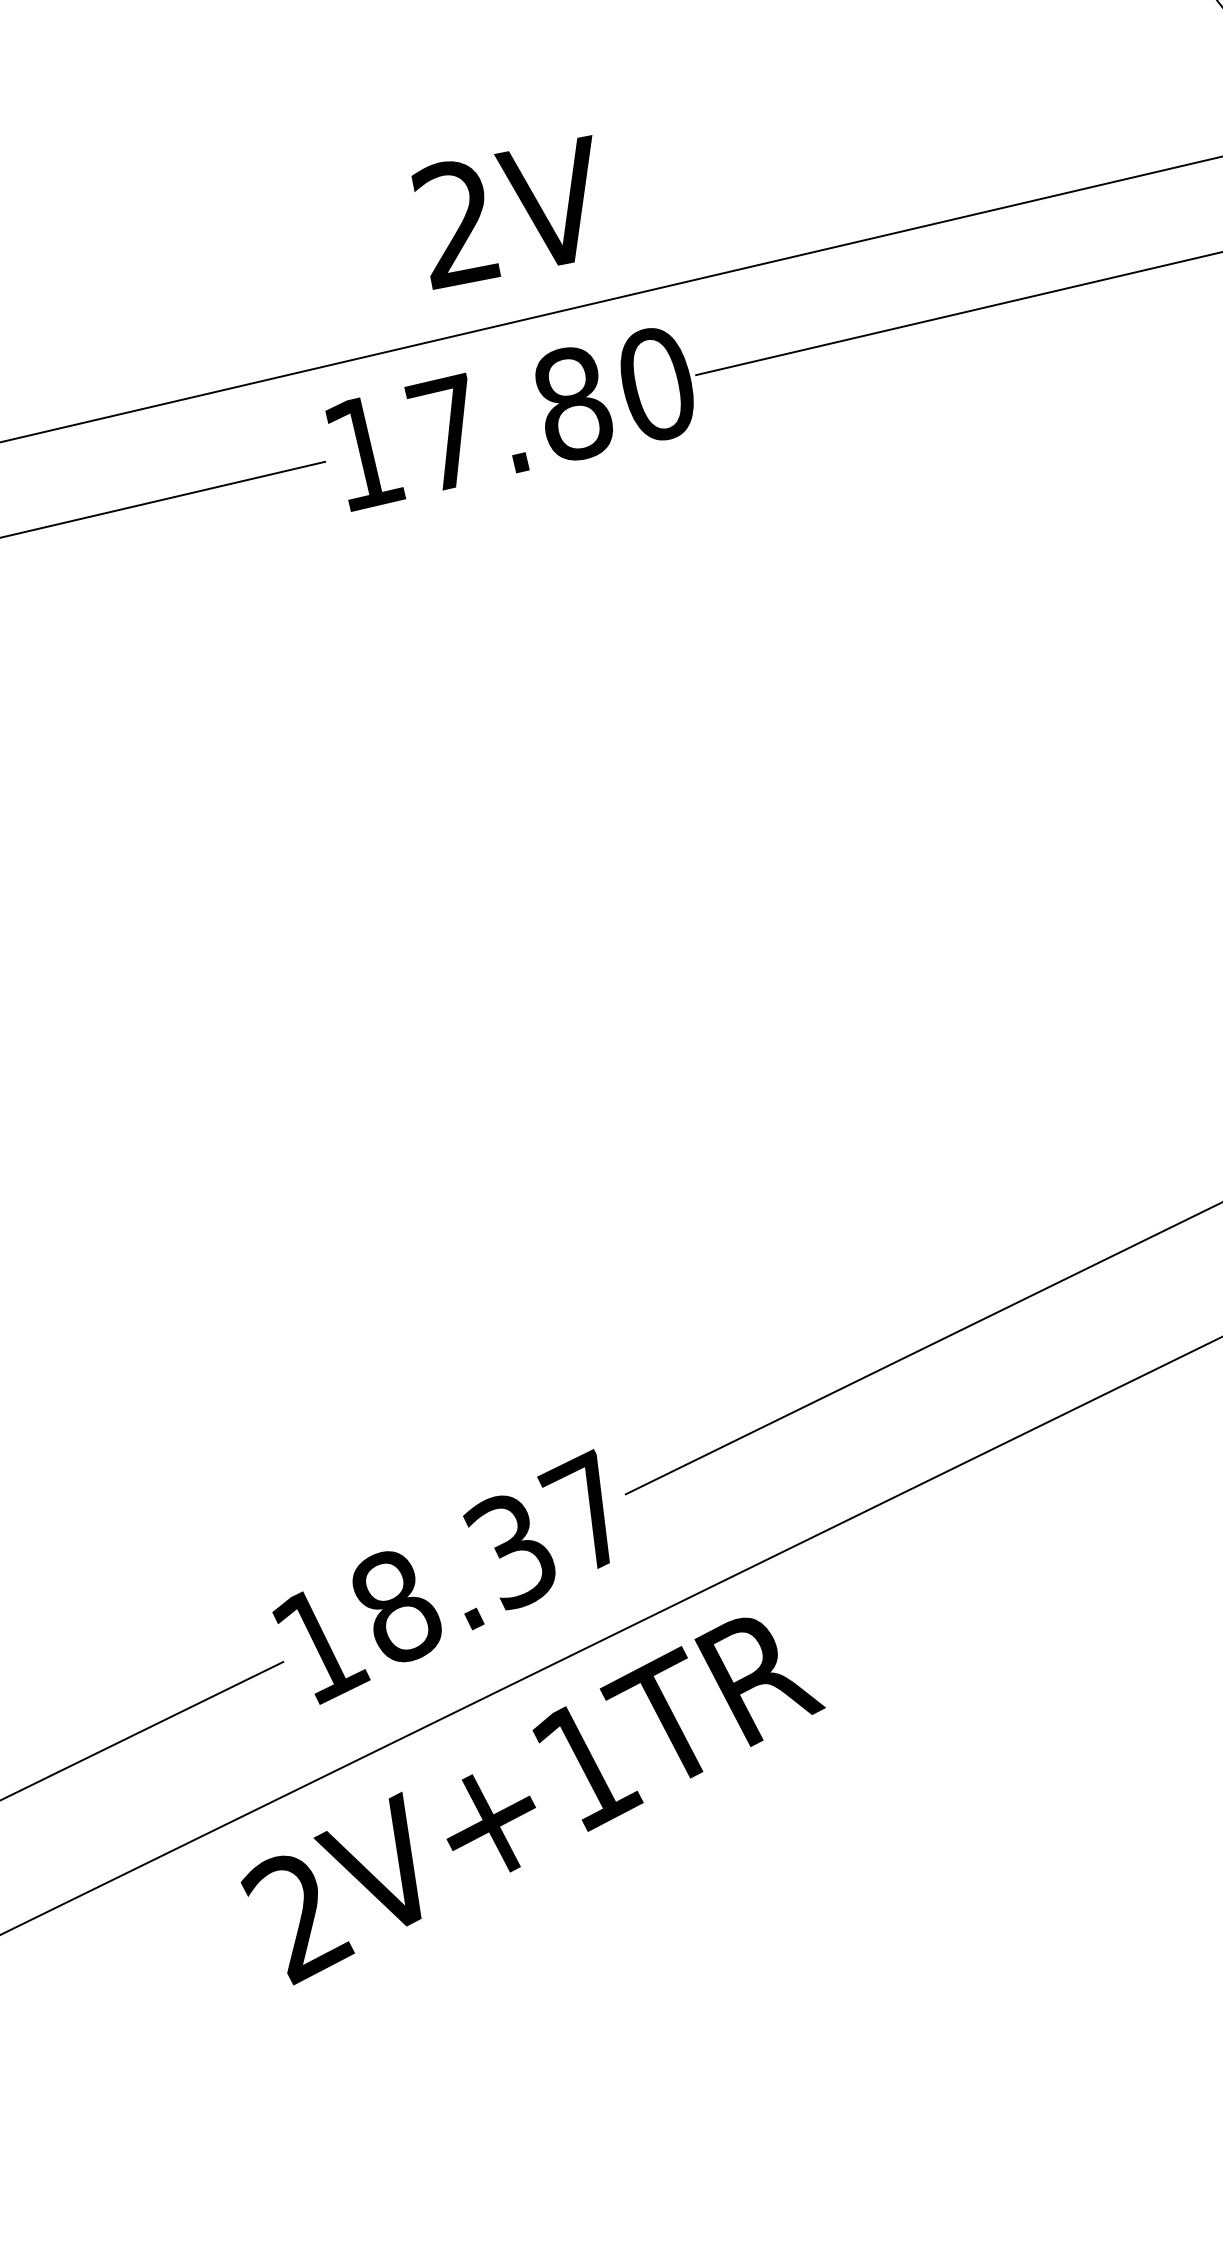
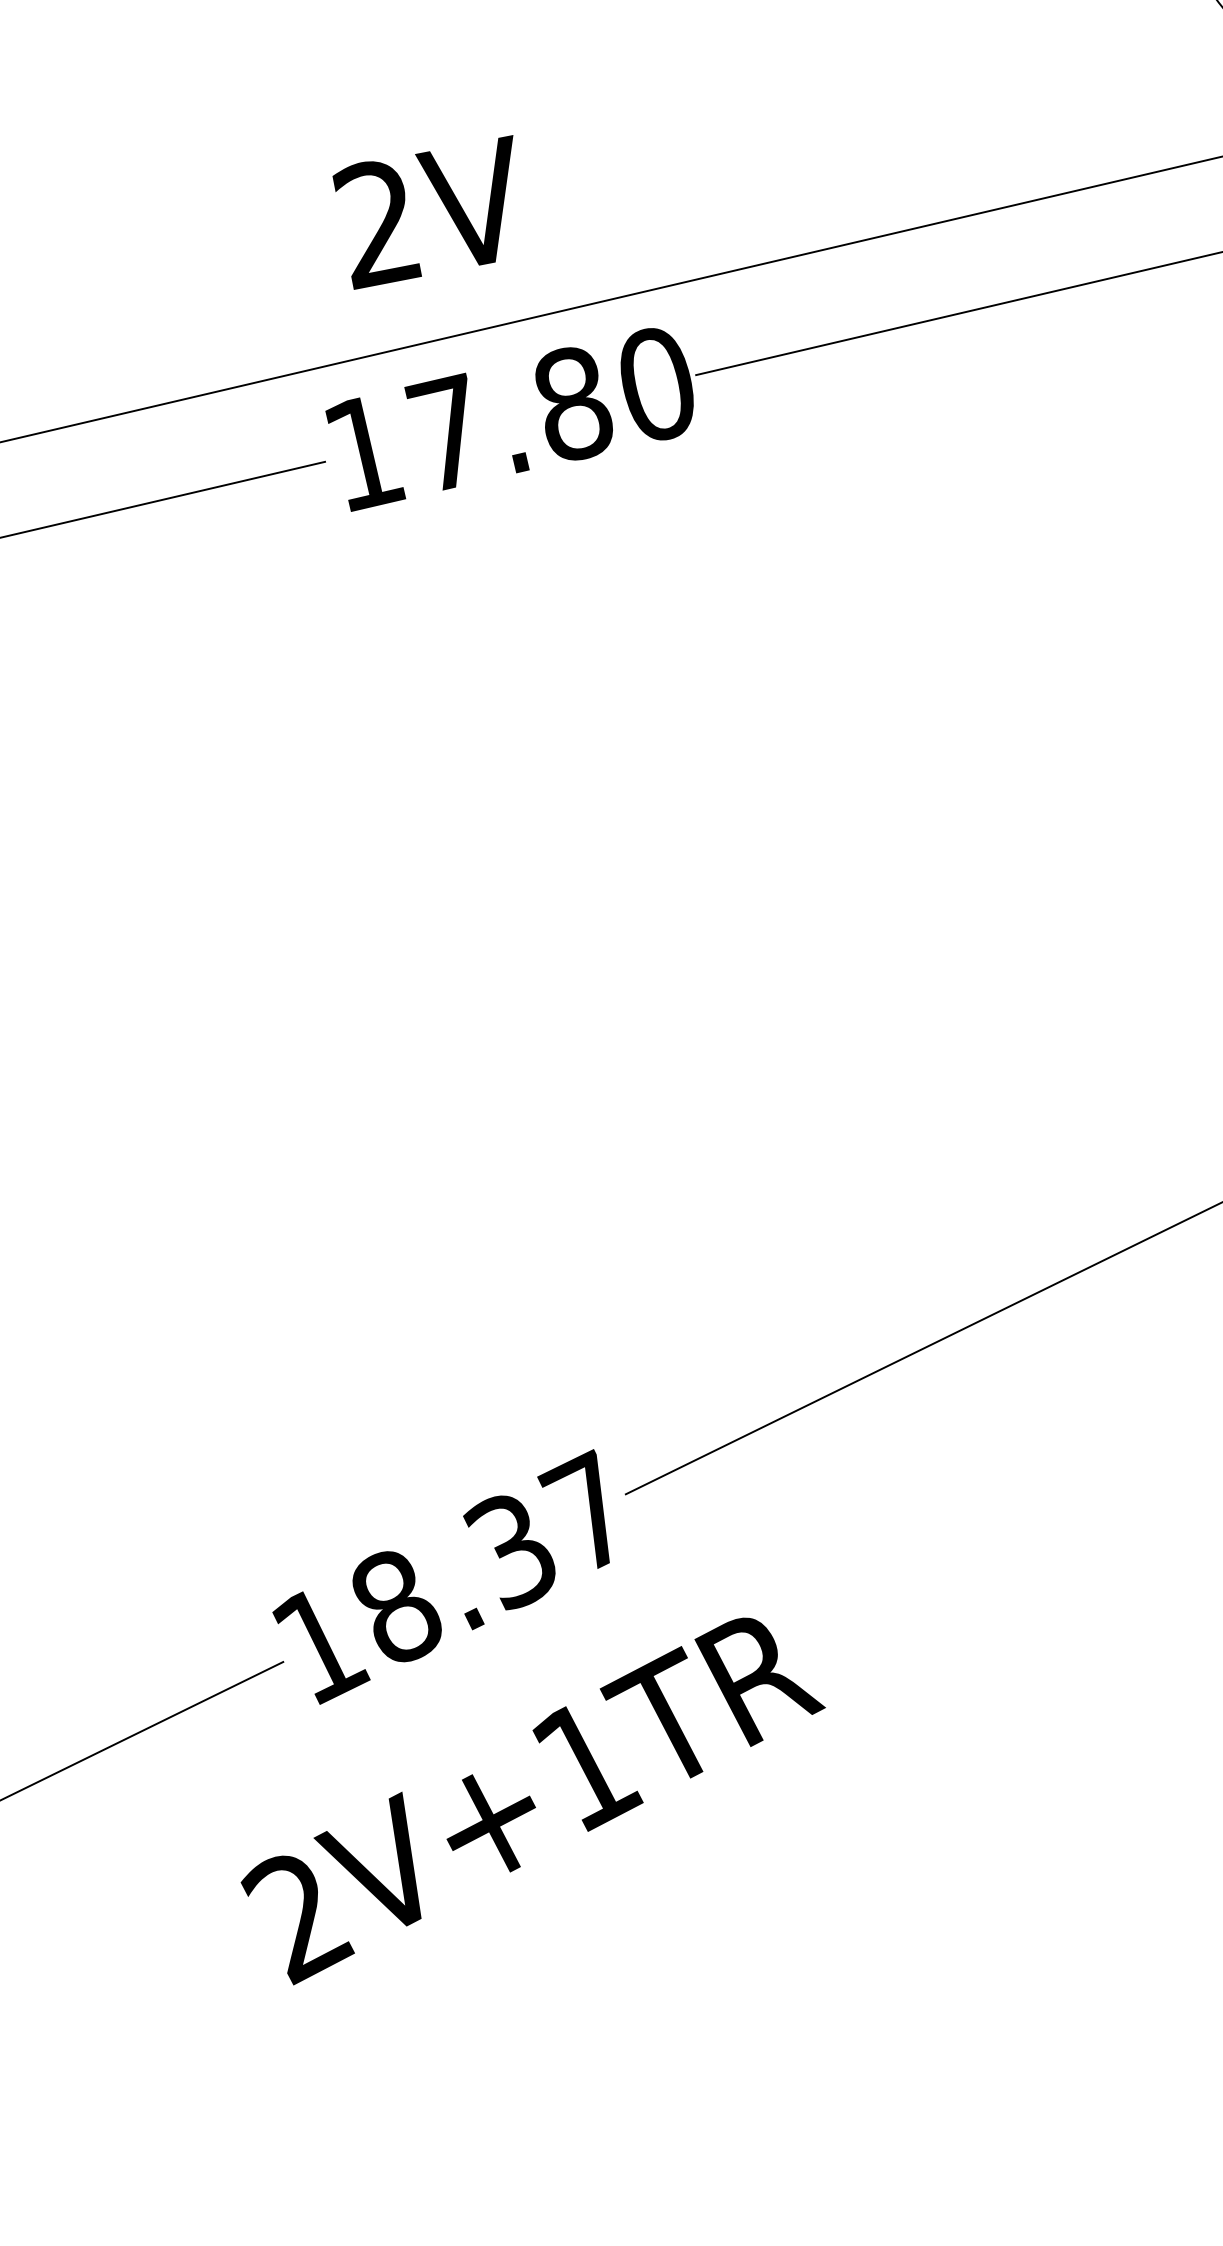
text position: (501, 212) -> (422, 212) (422, 212)
line: present -> none (610, 1636)
